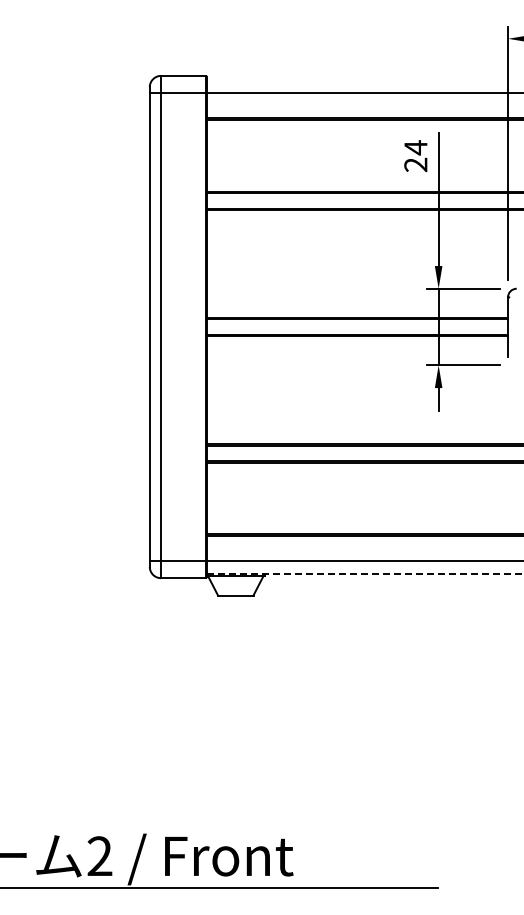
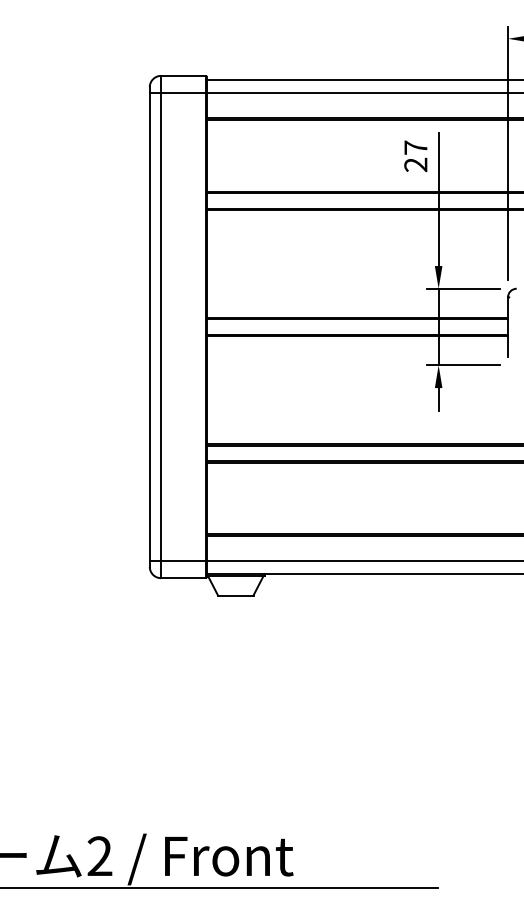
line: none -> present (363, 80)
text: 24 -> 27 (415, 147)
line: dashed -> solid (365, 573)
